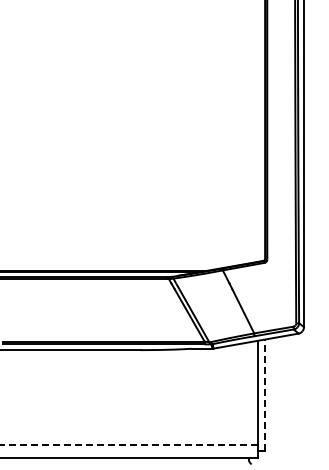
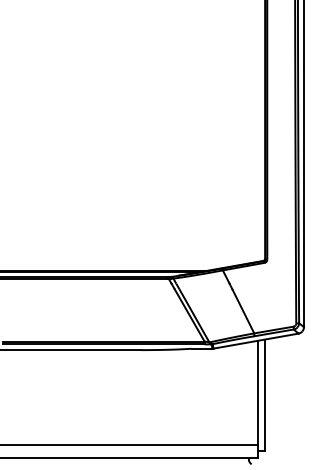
line: dashed -> solid (264, 395)
line: dashed -> solid (129, 444)
